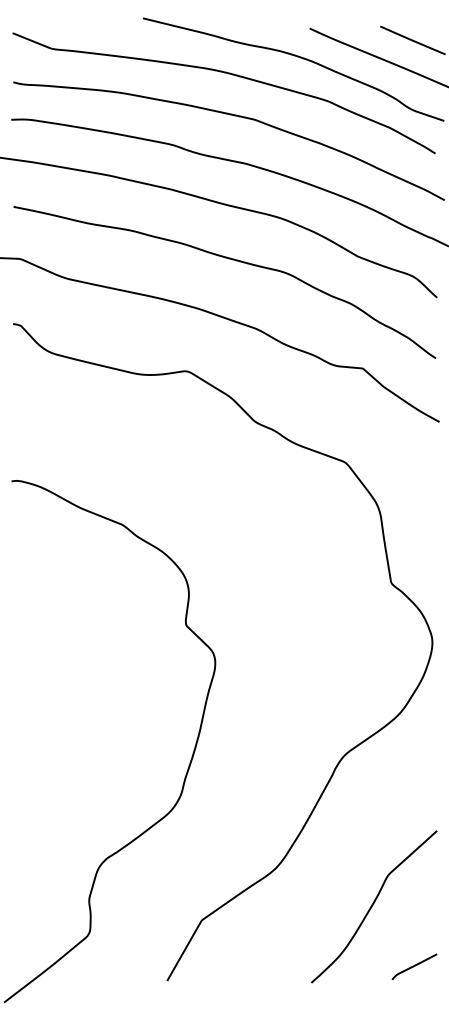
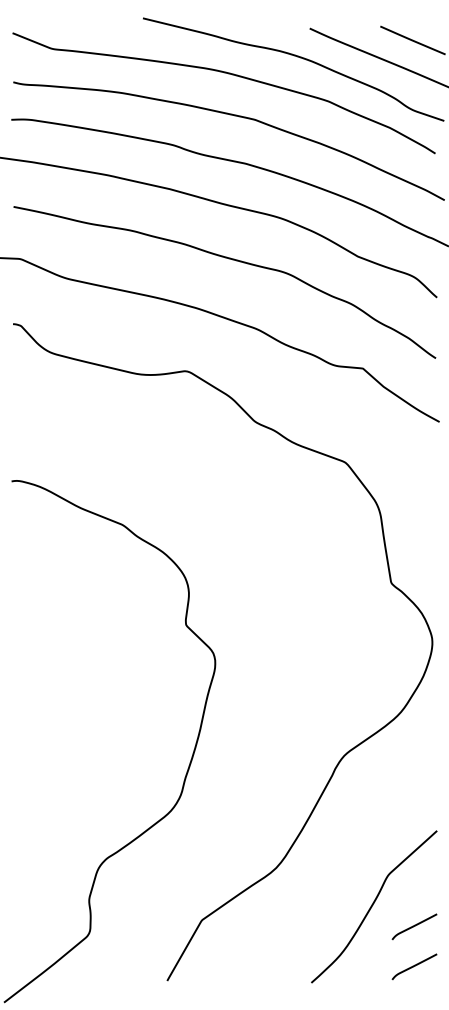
curve: none -> present (414, 926)
